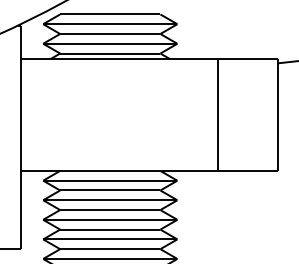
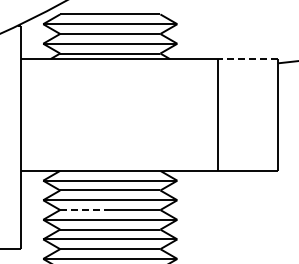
line: solid -> dashed (247, 59)
line: solid -> dashed (85, 210)
